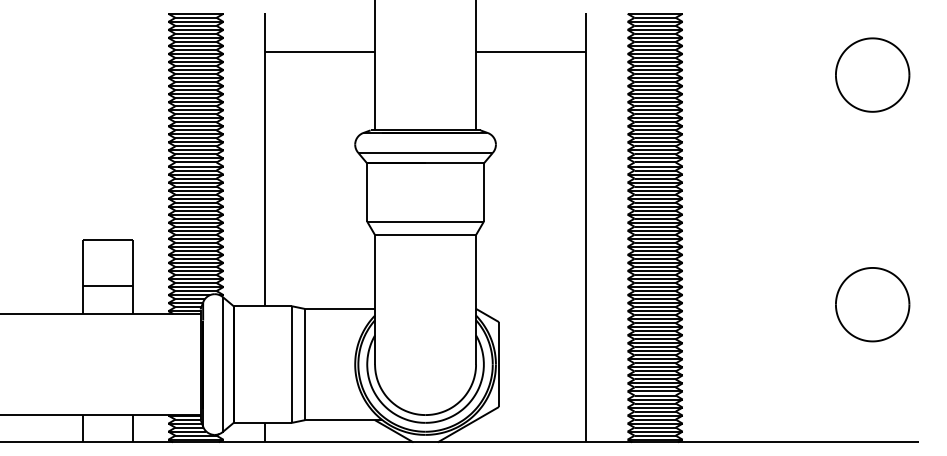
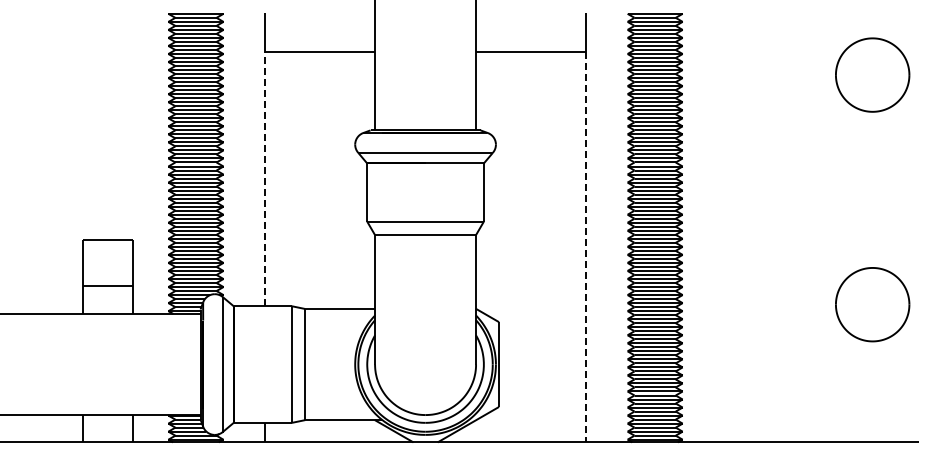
line: solid -> dashed (264, 179)
line: solid -> dashed (586, 247)
